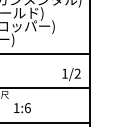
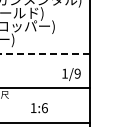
line: solid -> dashed (45, 53)
text: 1/2 -> 1/9 (77, 73)
text position: (22, 108) -> (39, 108) (39, 108)
